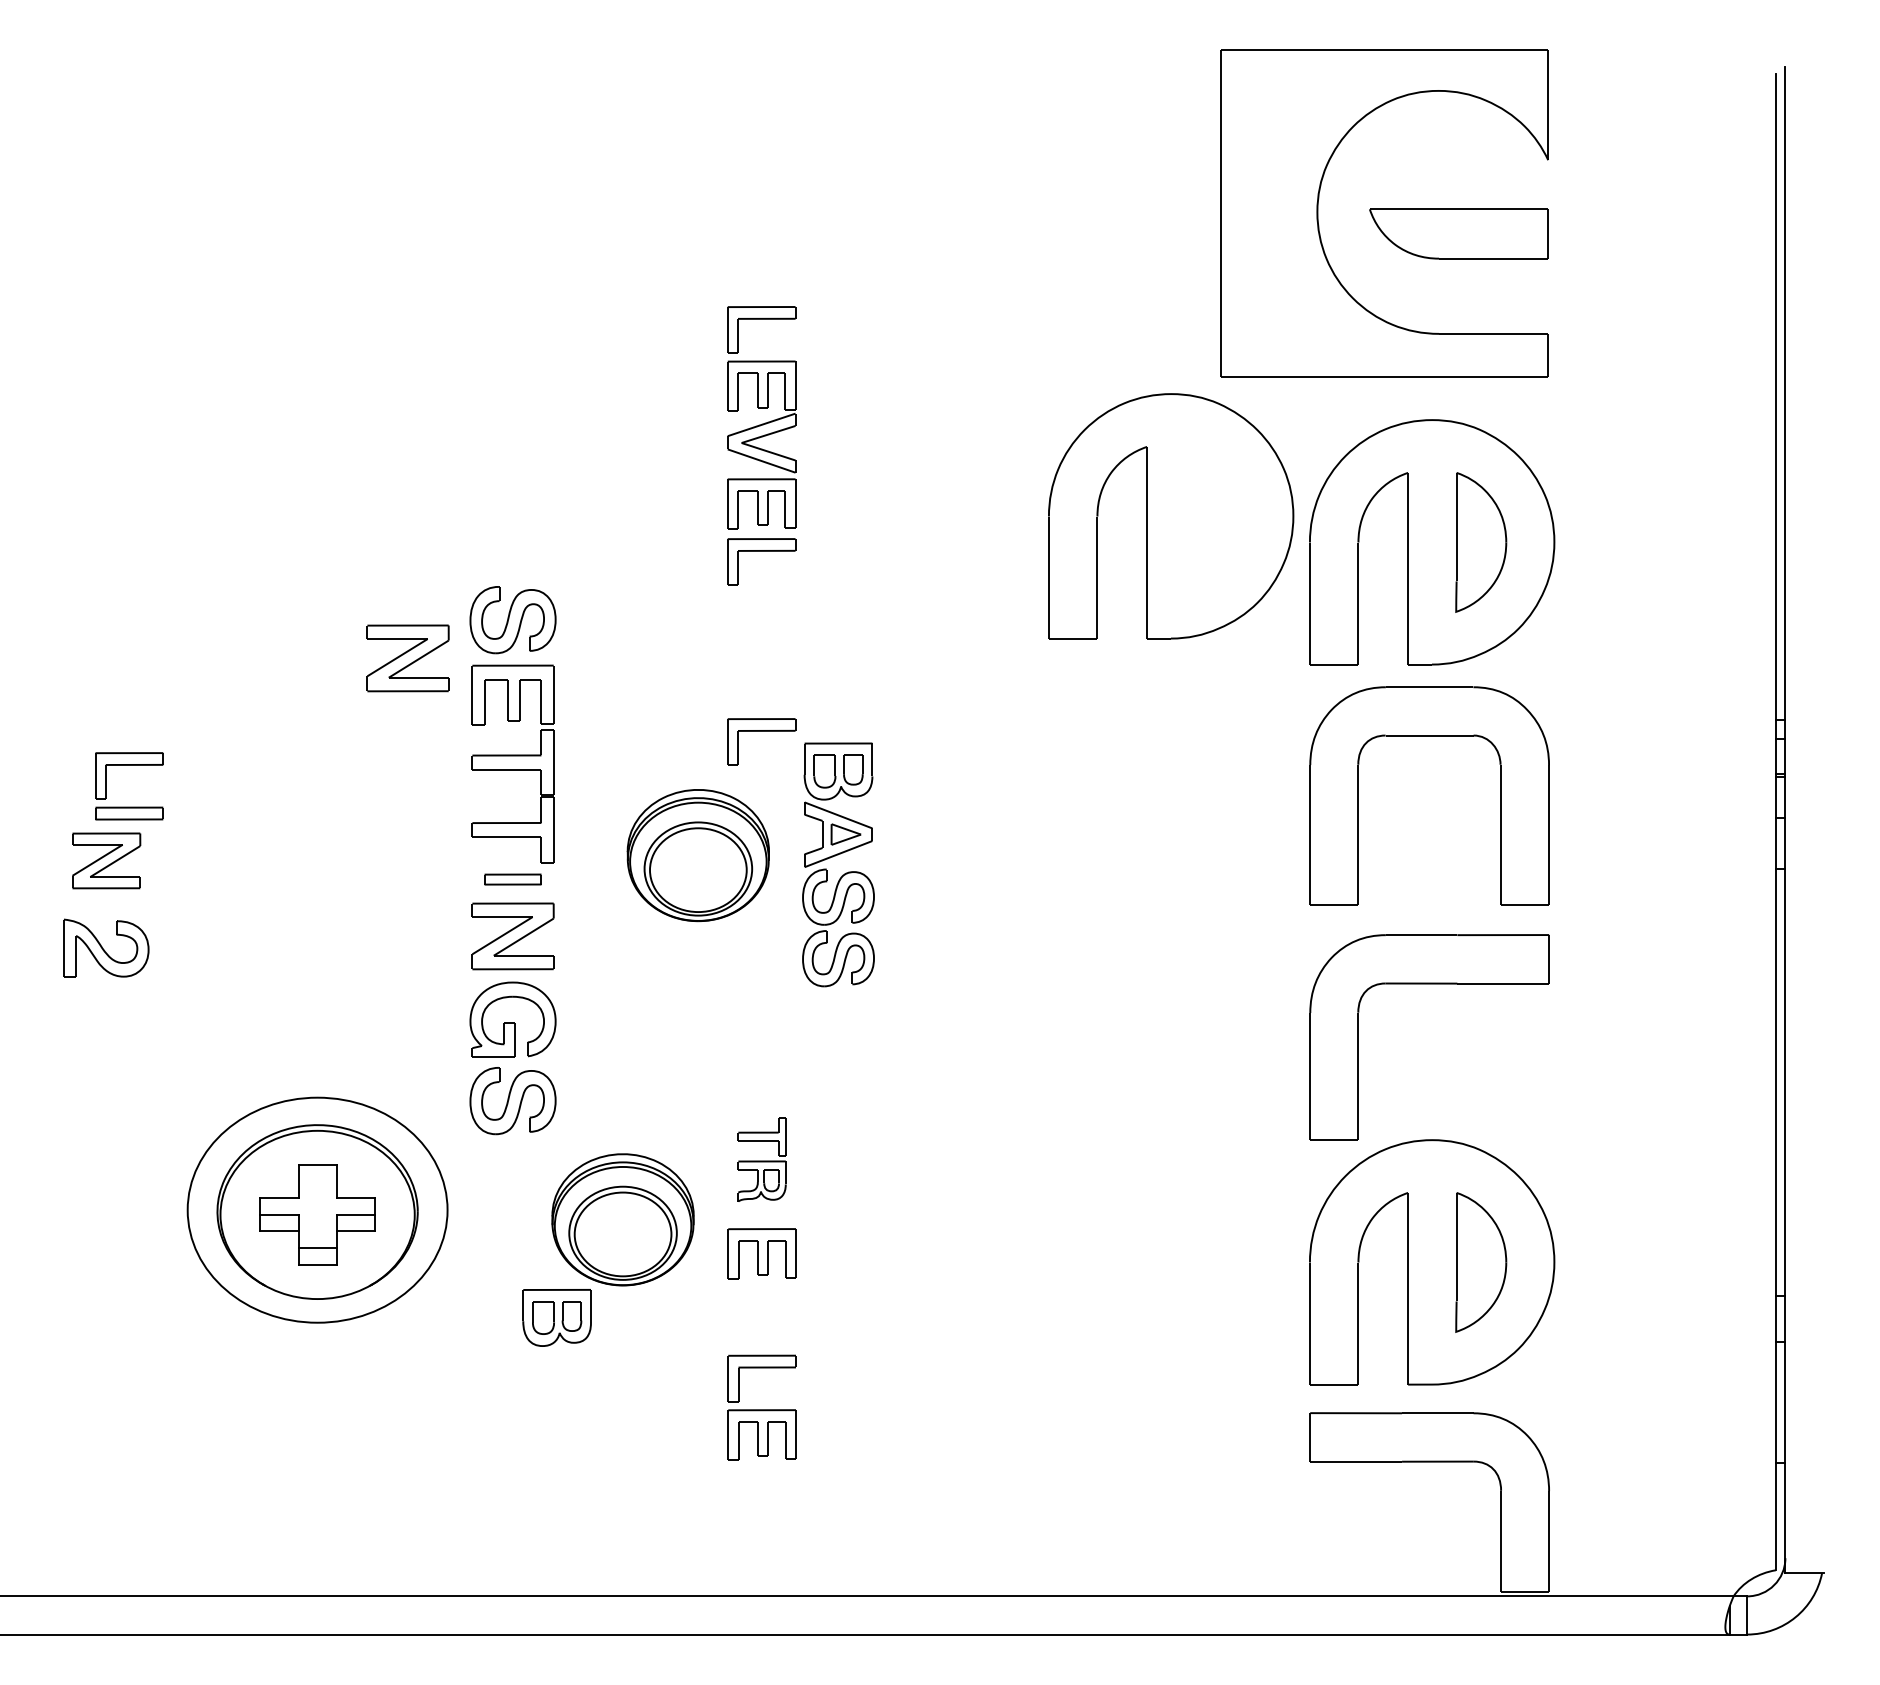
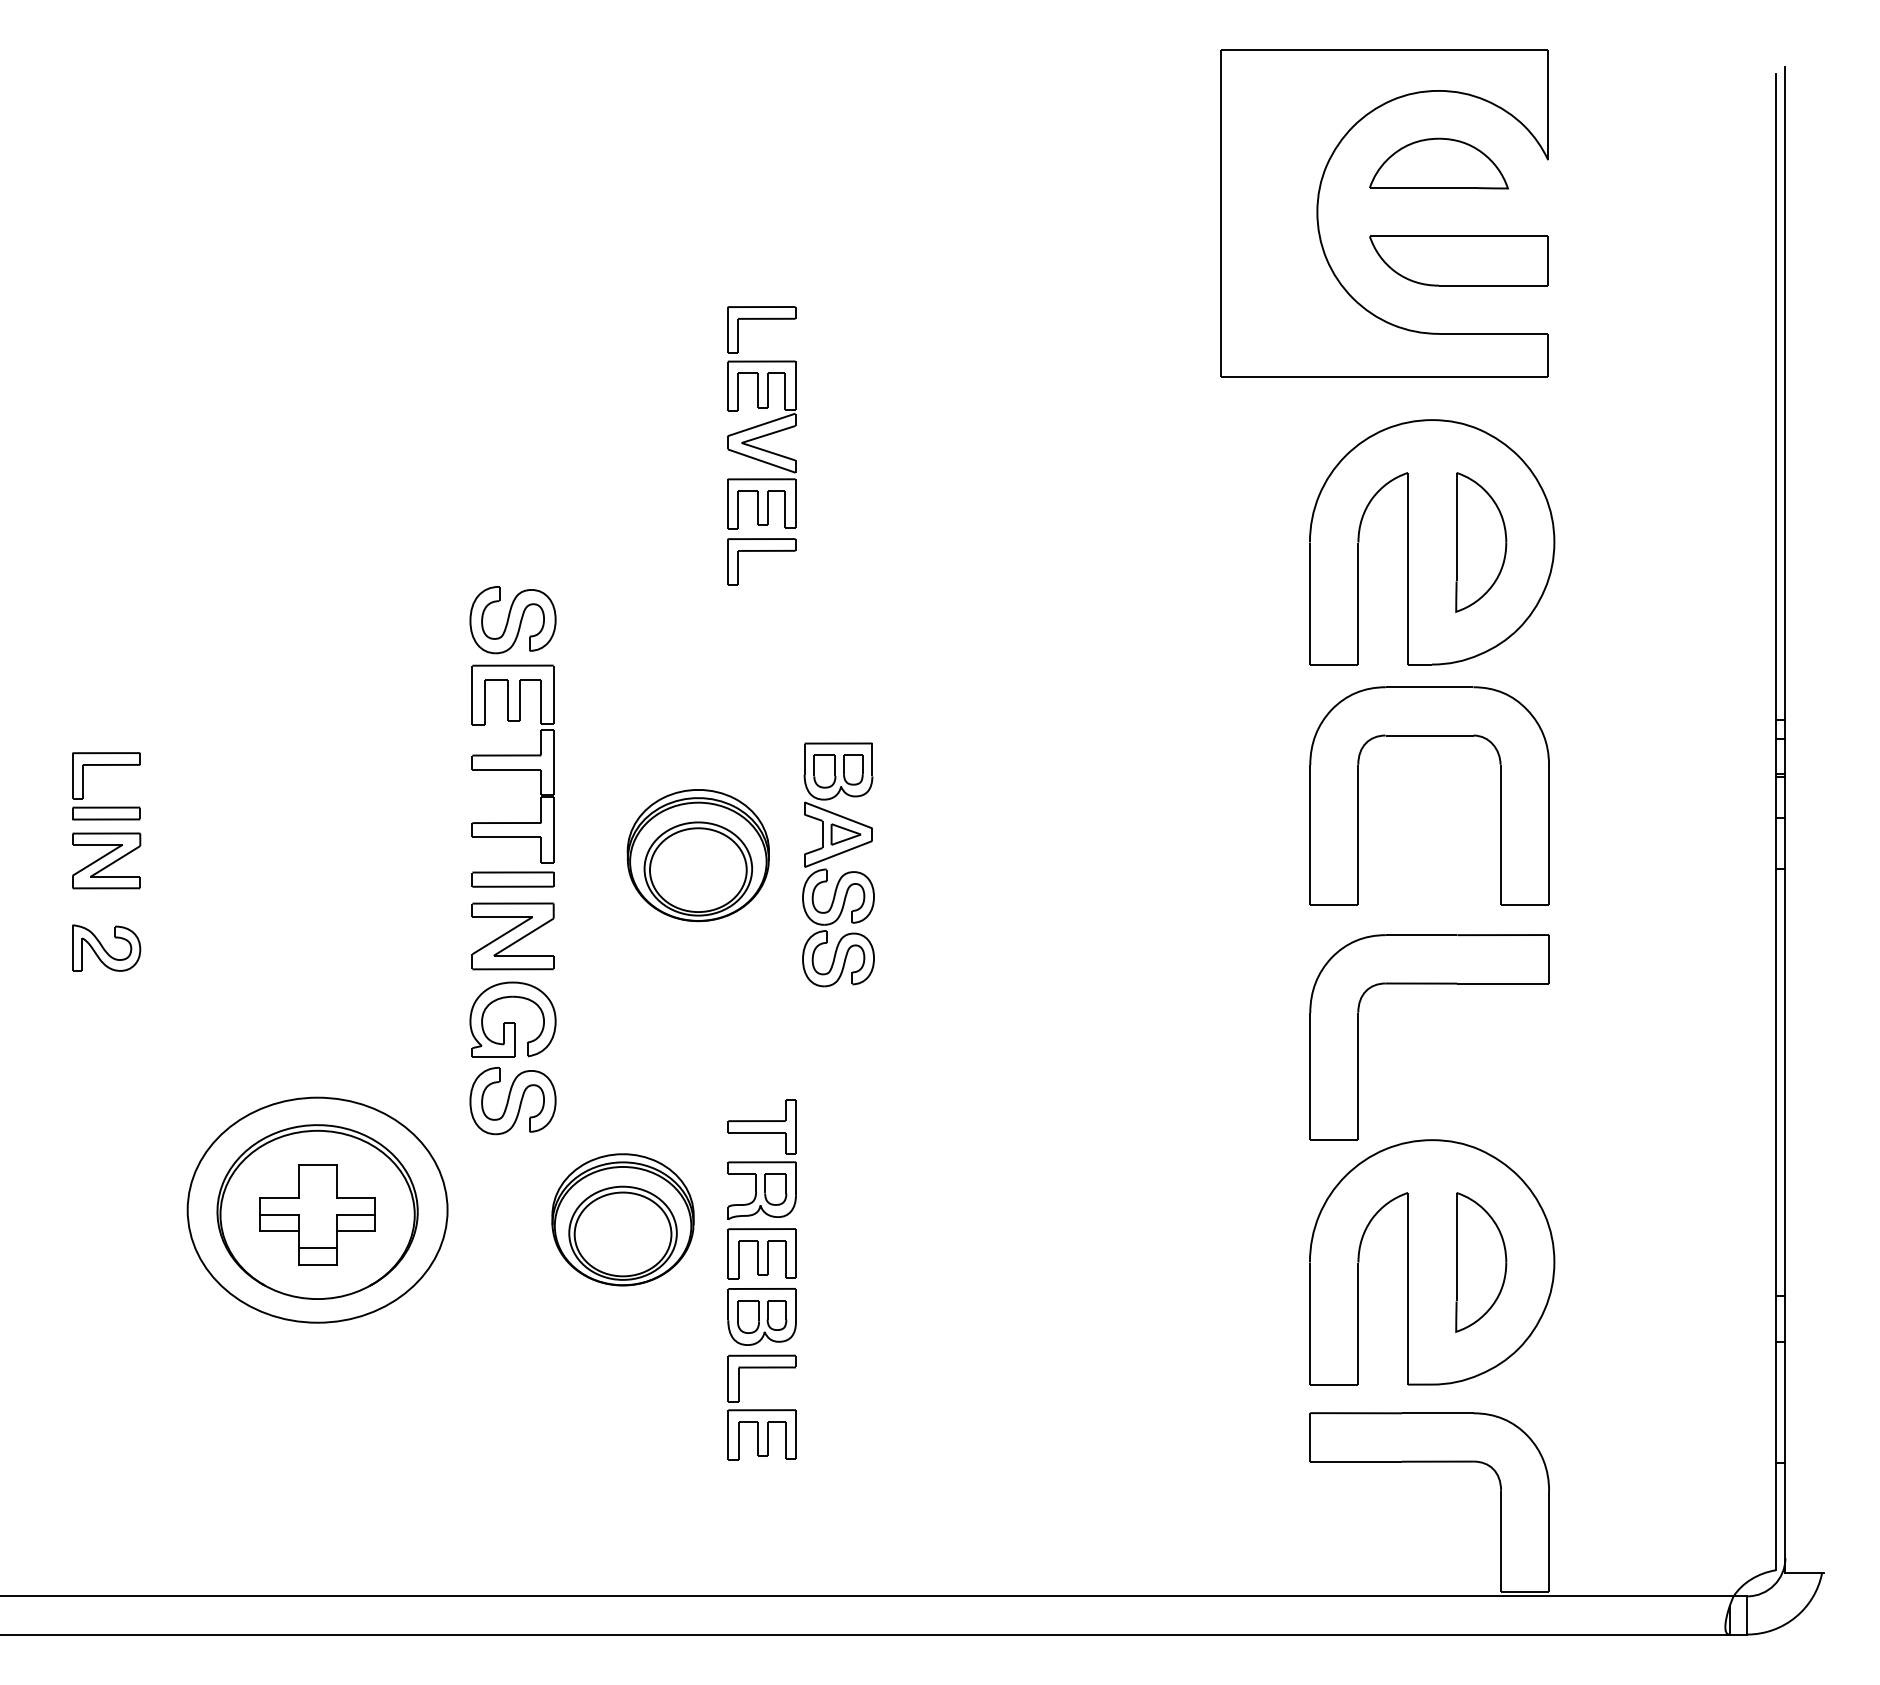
part: none -> present (1438, 163)
part position: (1458, 233) -> (1458, 260) (1458, 260)
part: present -> none (1171, 516)
part: present -> none (407, 658)
part: present -> none (761, 731)
part position: (129, 806) -> (106, 806) (106, 806)
part size: 58x13 px -> 84x17 px (512, 879)
part size: 87x60 px -> 70x48 px (106, 947)
part size: 50x85 px -> 70x121 px (761, 1159)
part position: (556, 1317) -> (761, 1316) (761, 1316)
